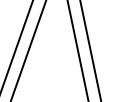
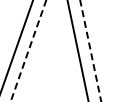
line: solid -> dashed (90, 50)
line: solid -> dashed (28, 51)
